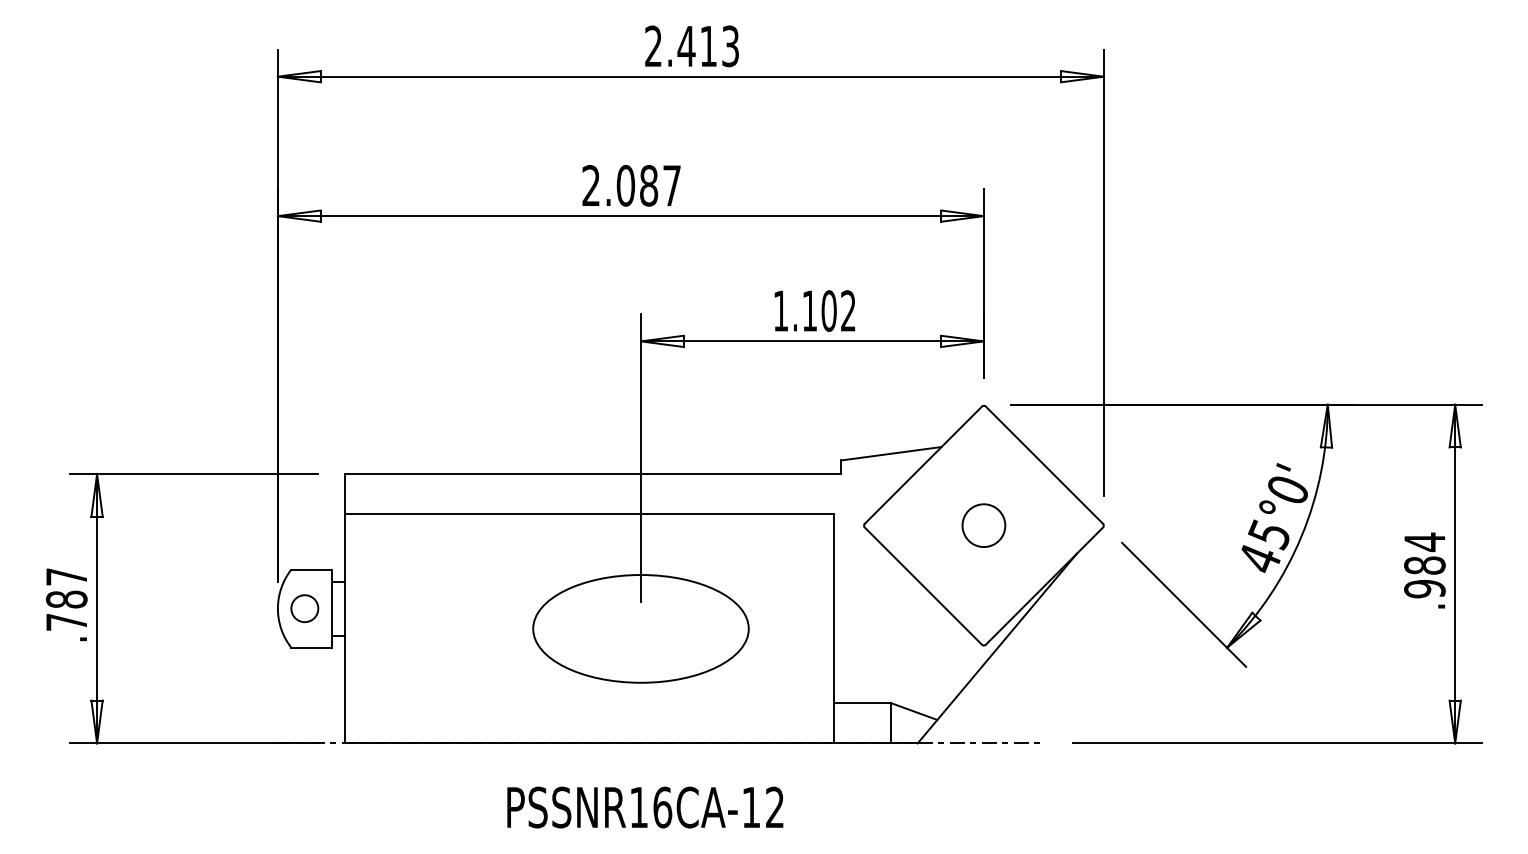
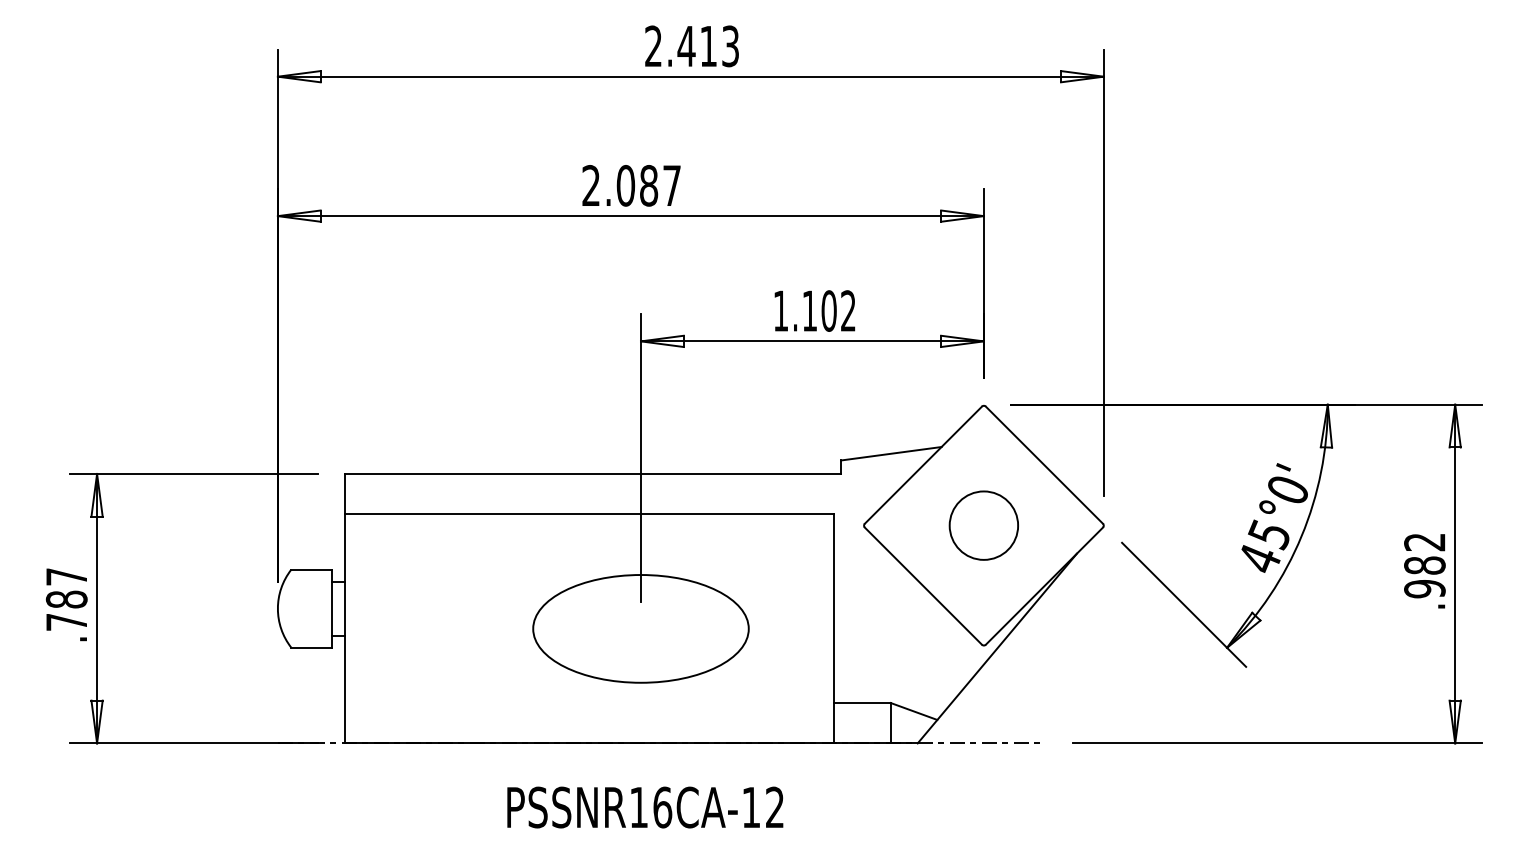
circle diameter: 43 px -> 68 px (983, 525)
text: .984 -> .982 (1424, 542)
circle: present -> none (304, 608)
